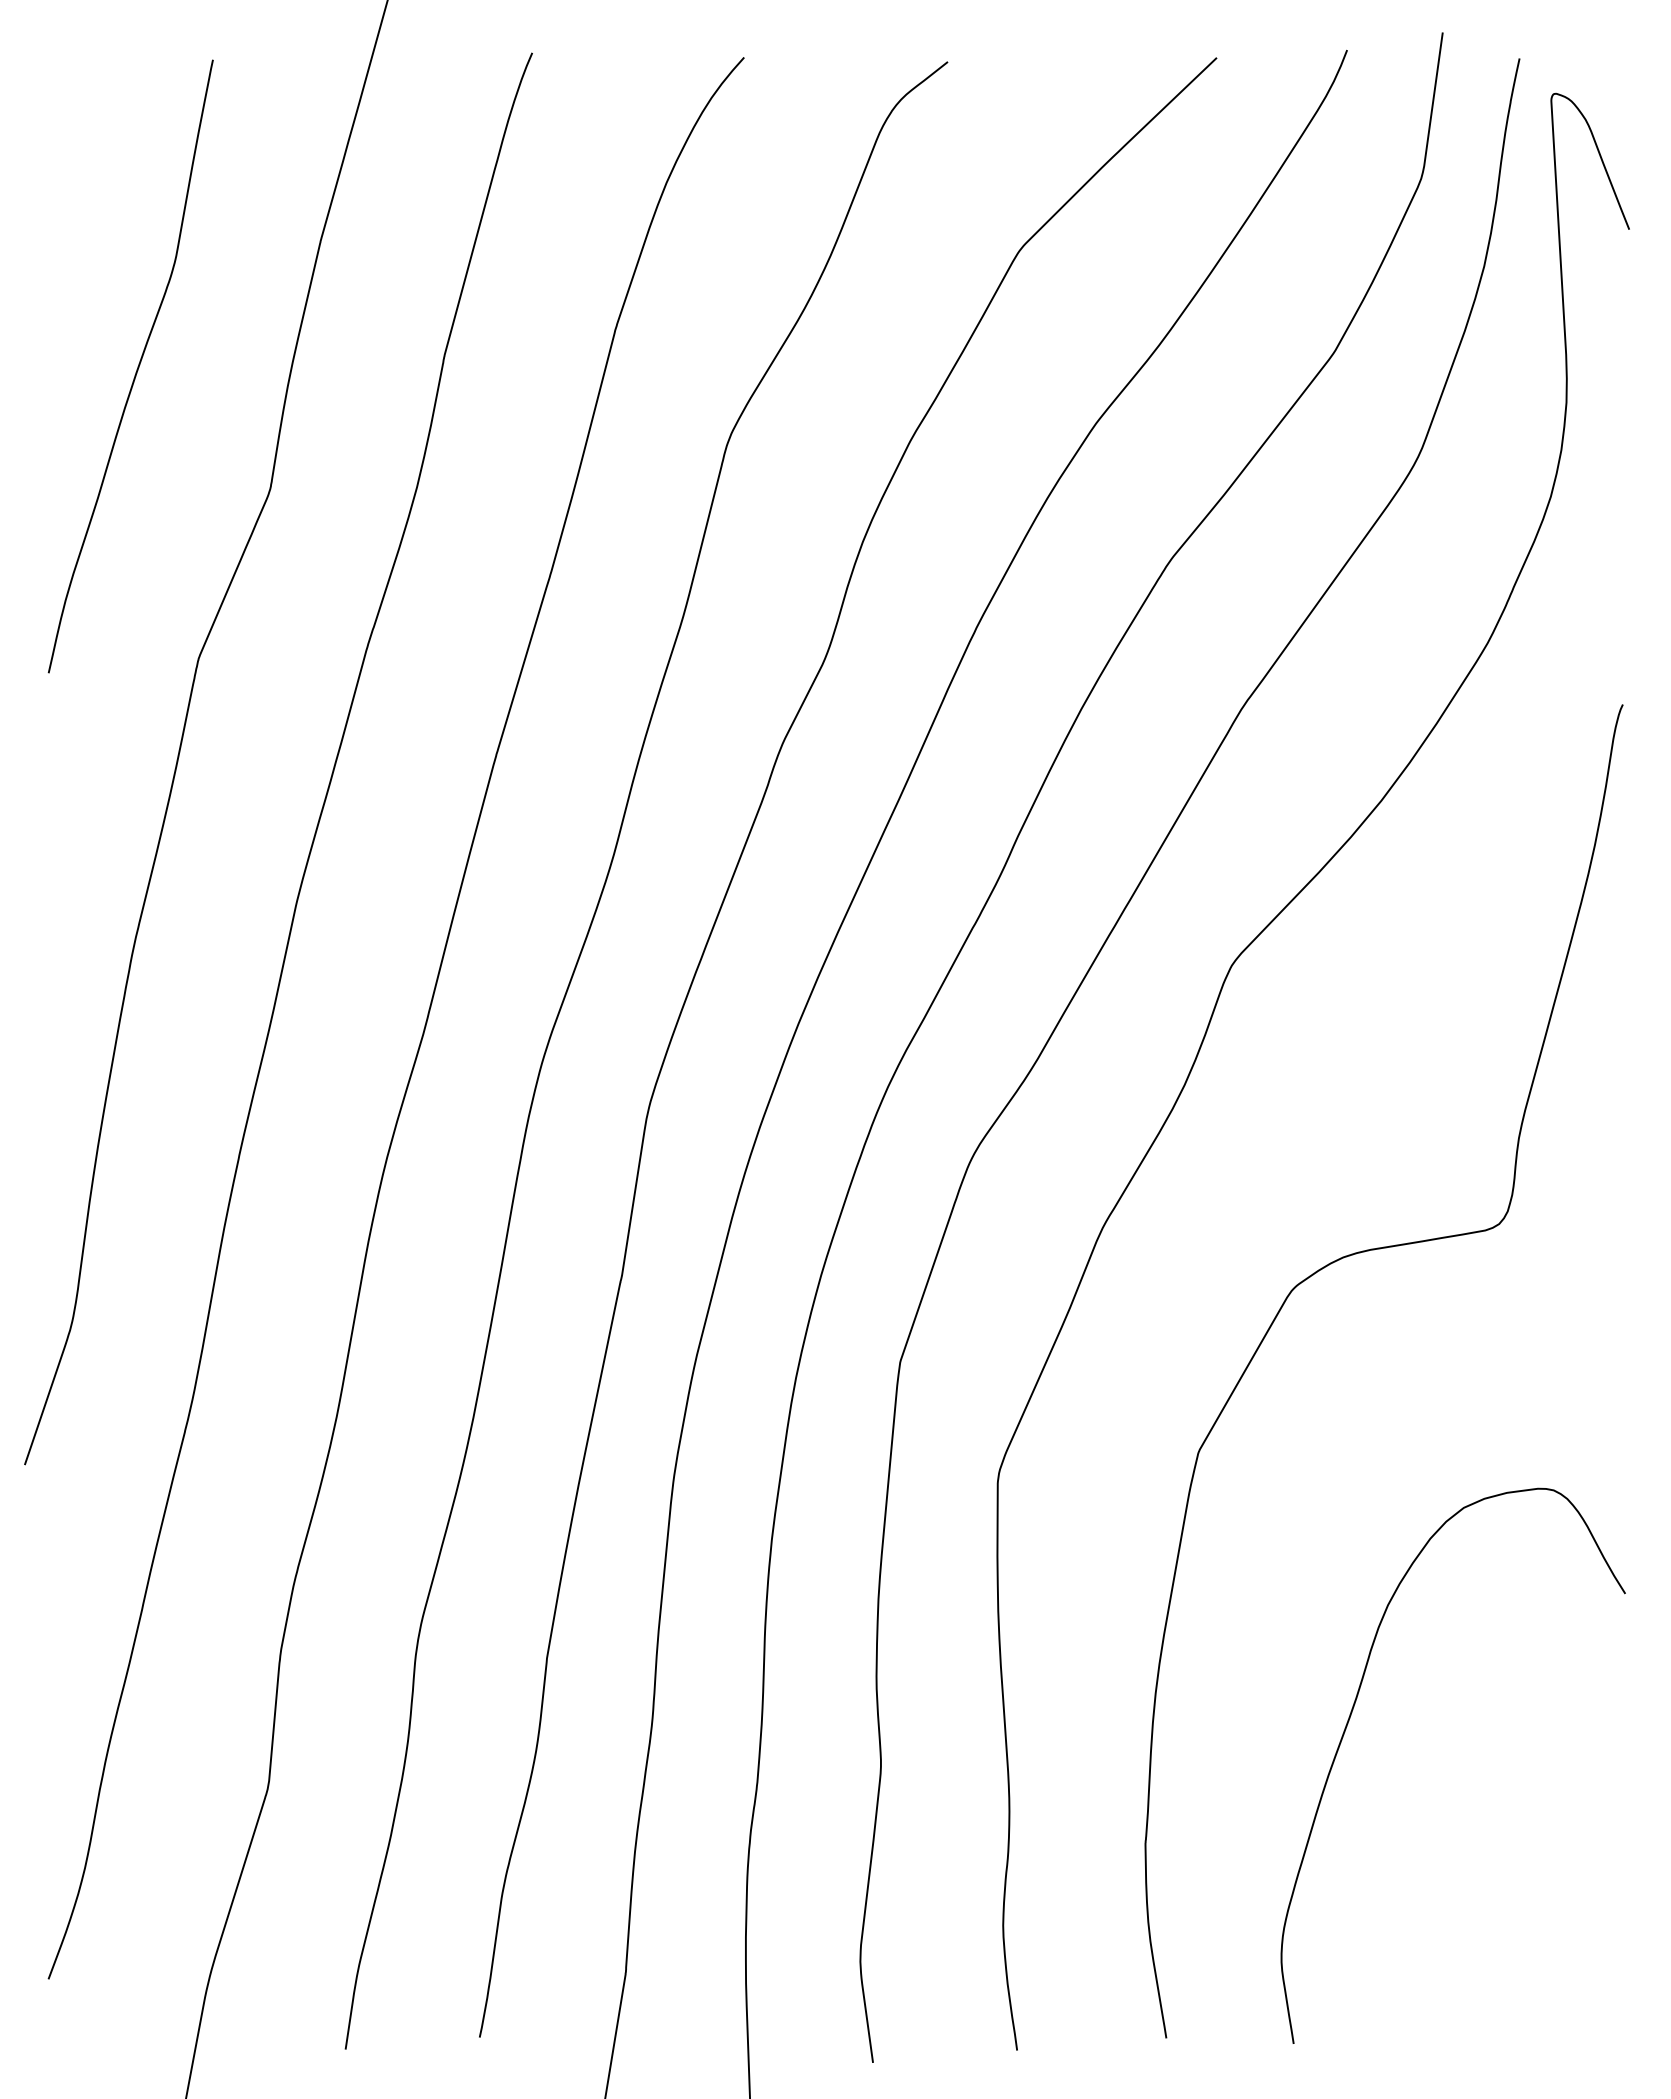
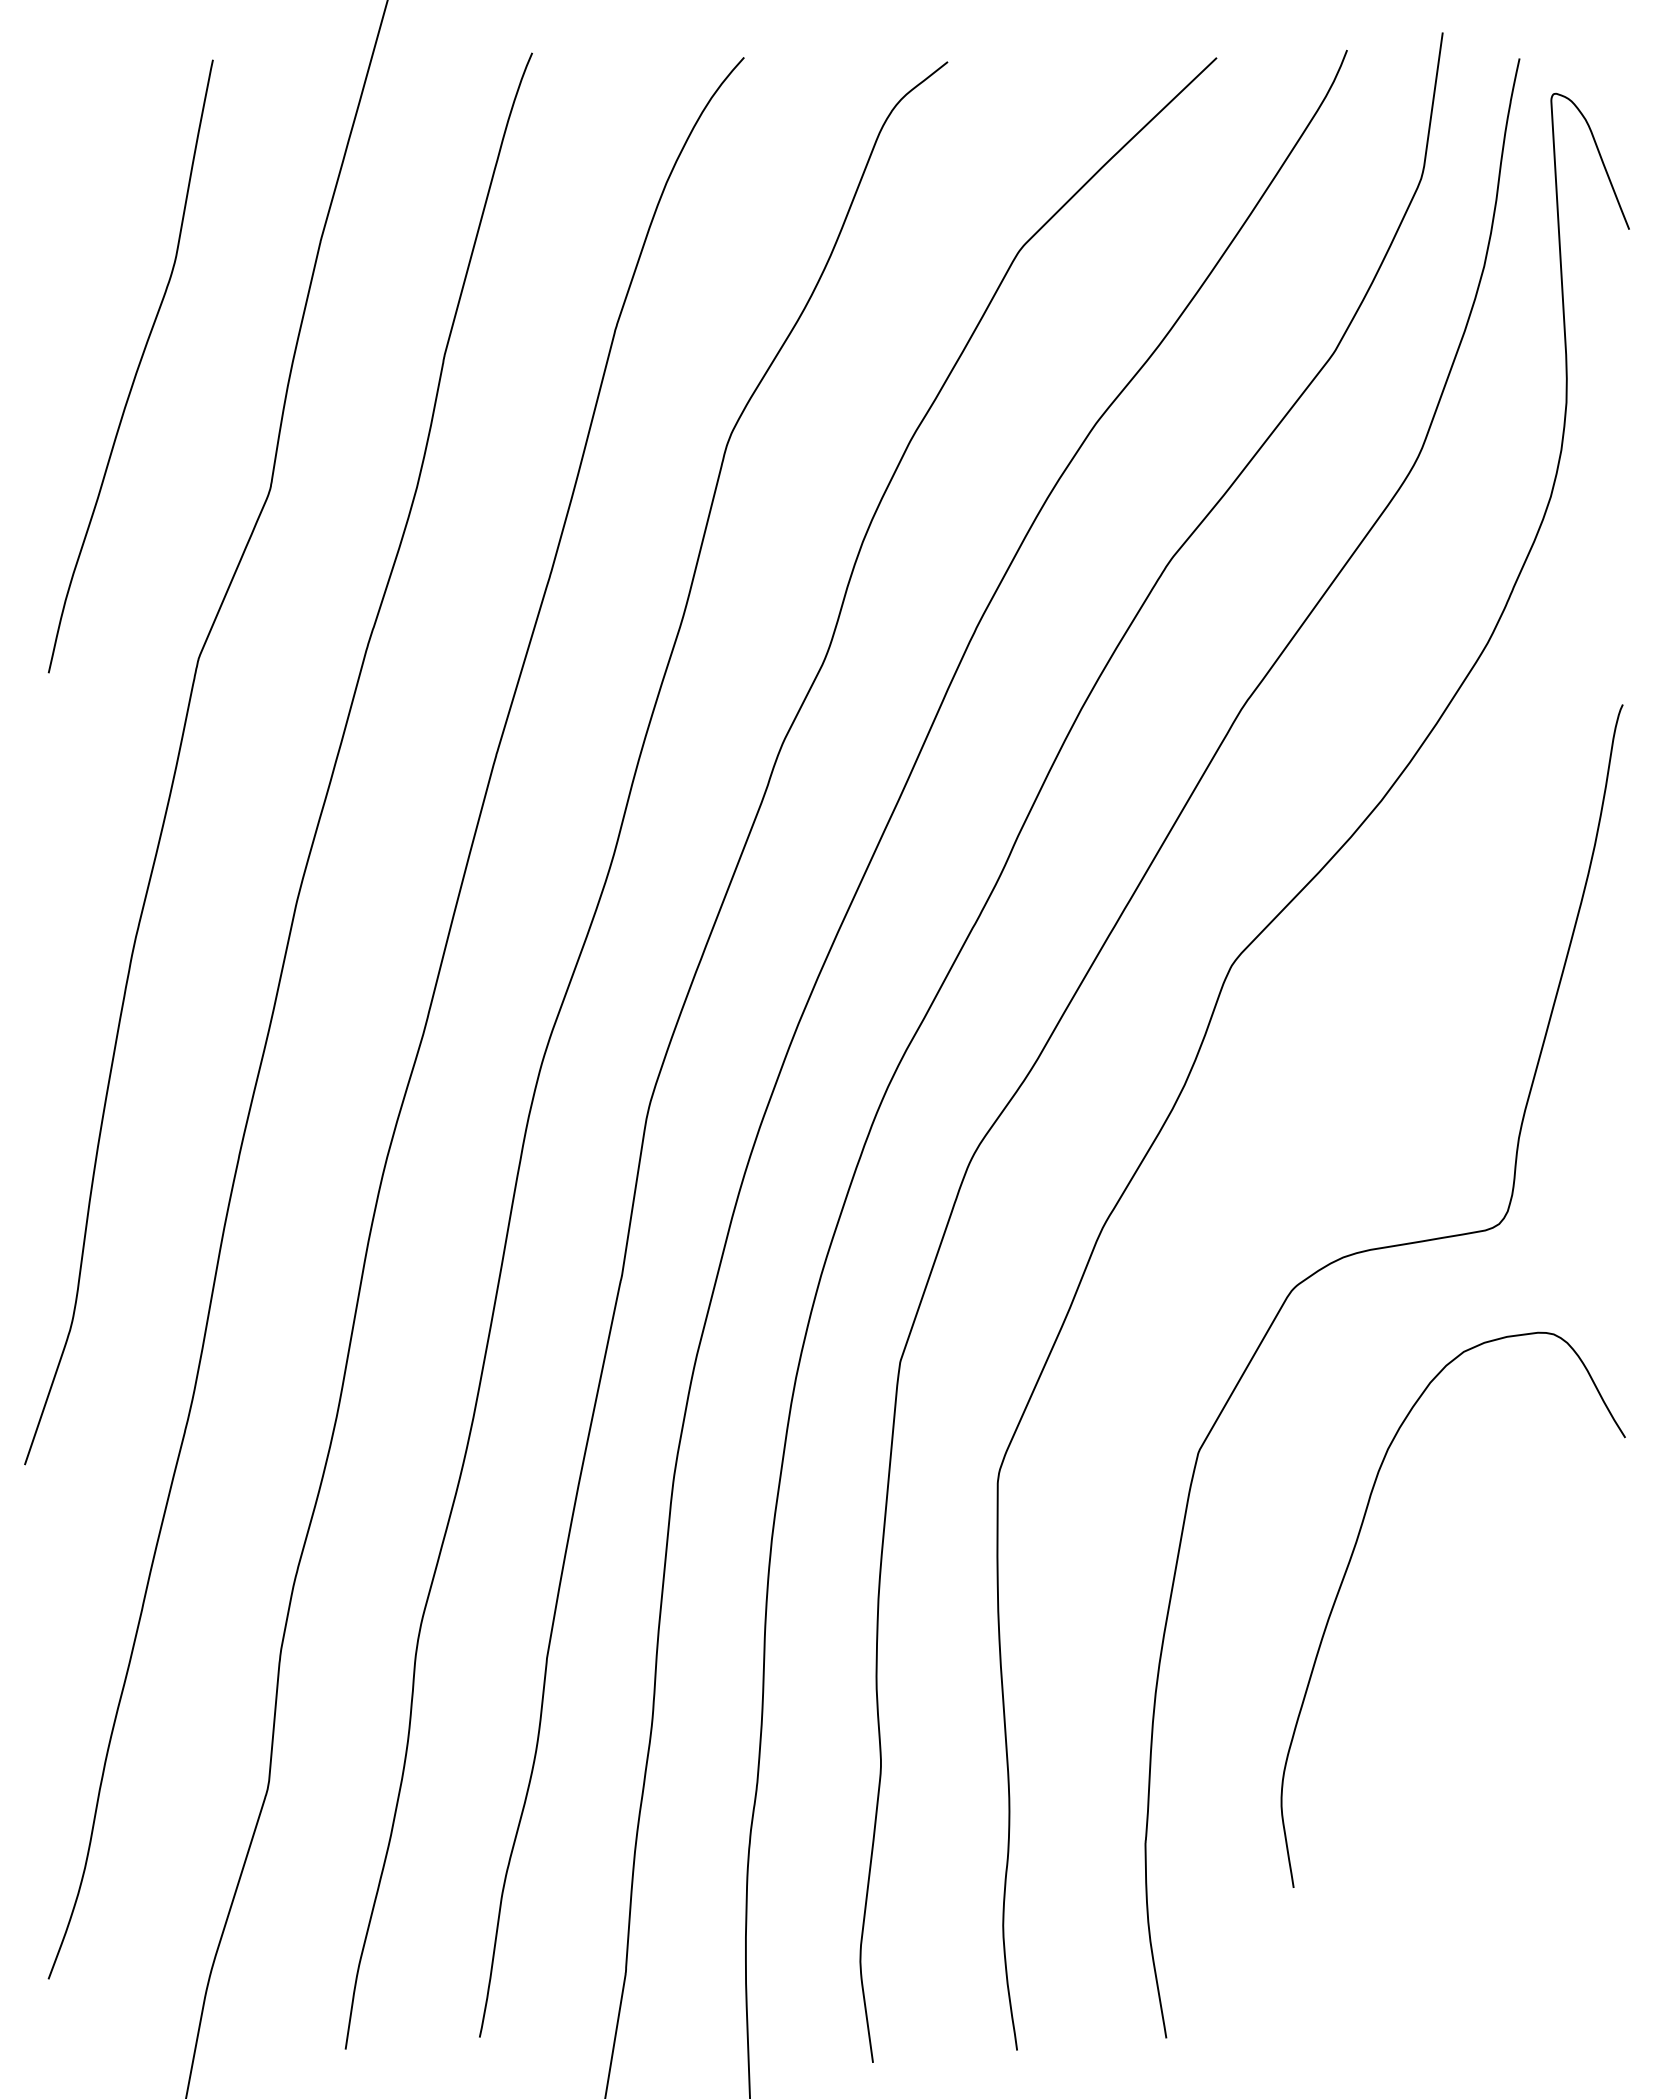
curve position: (1346, 1729) -> (1346, 1573) (1346, 1573)
